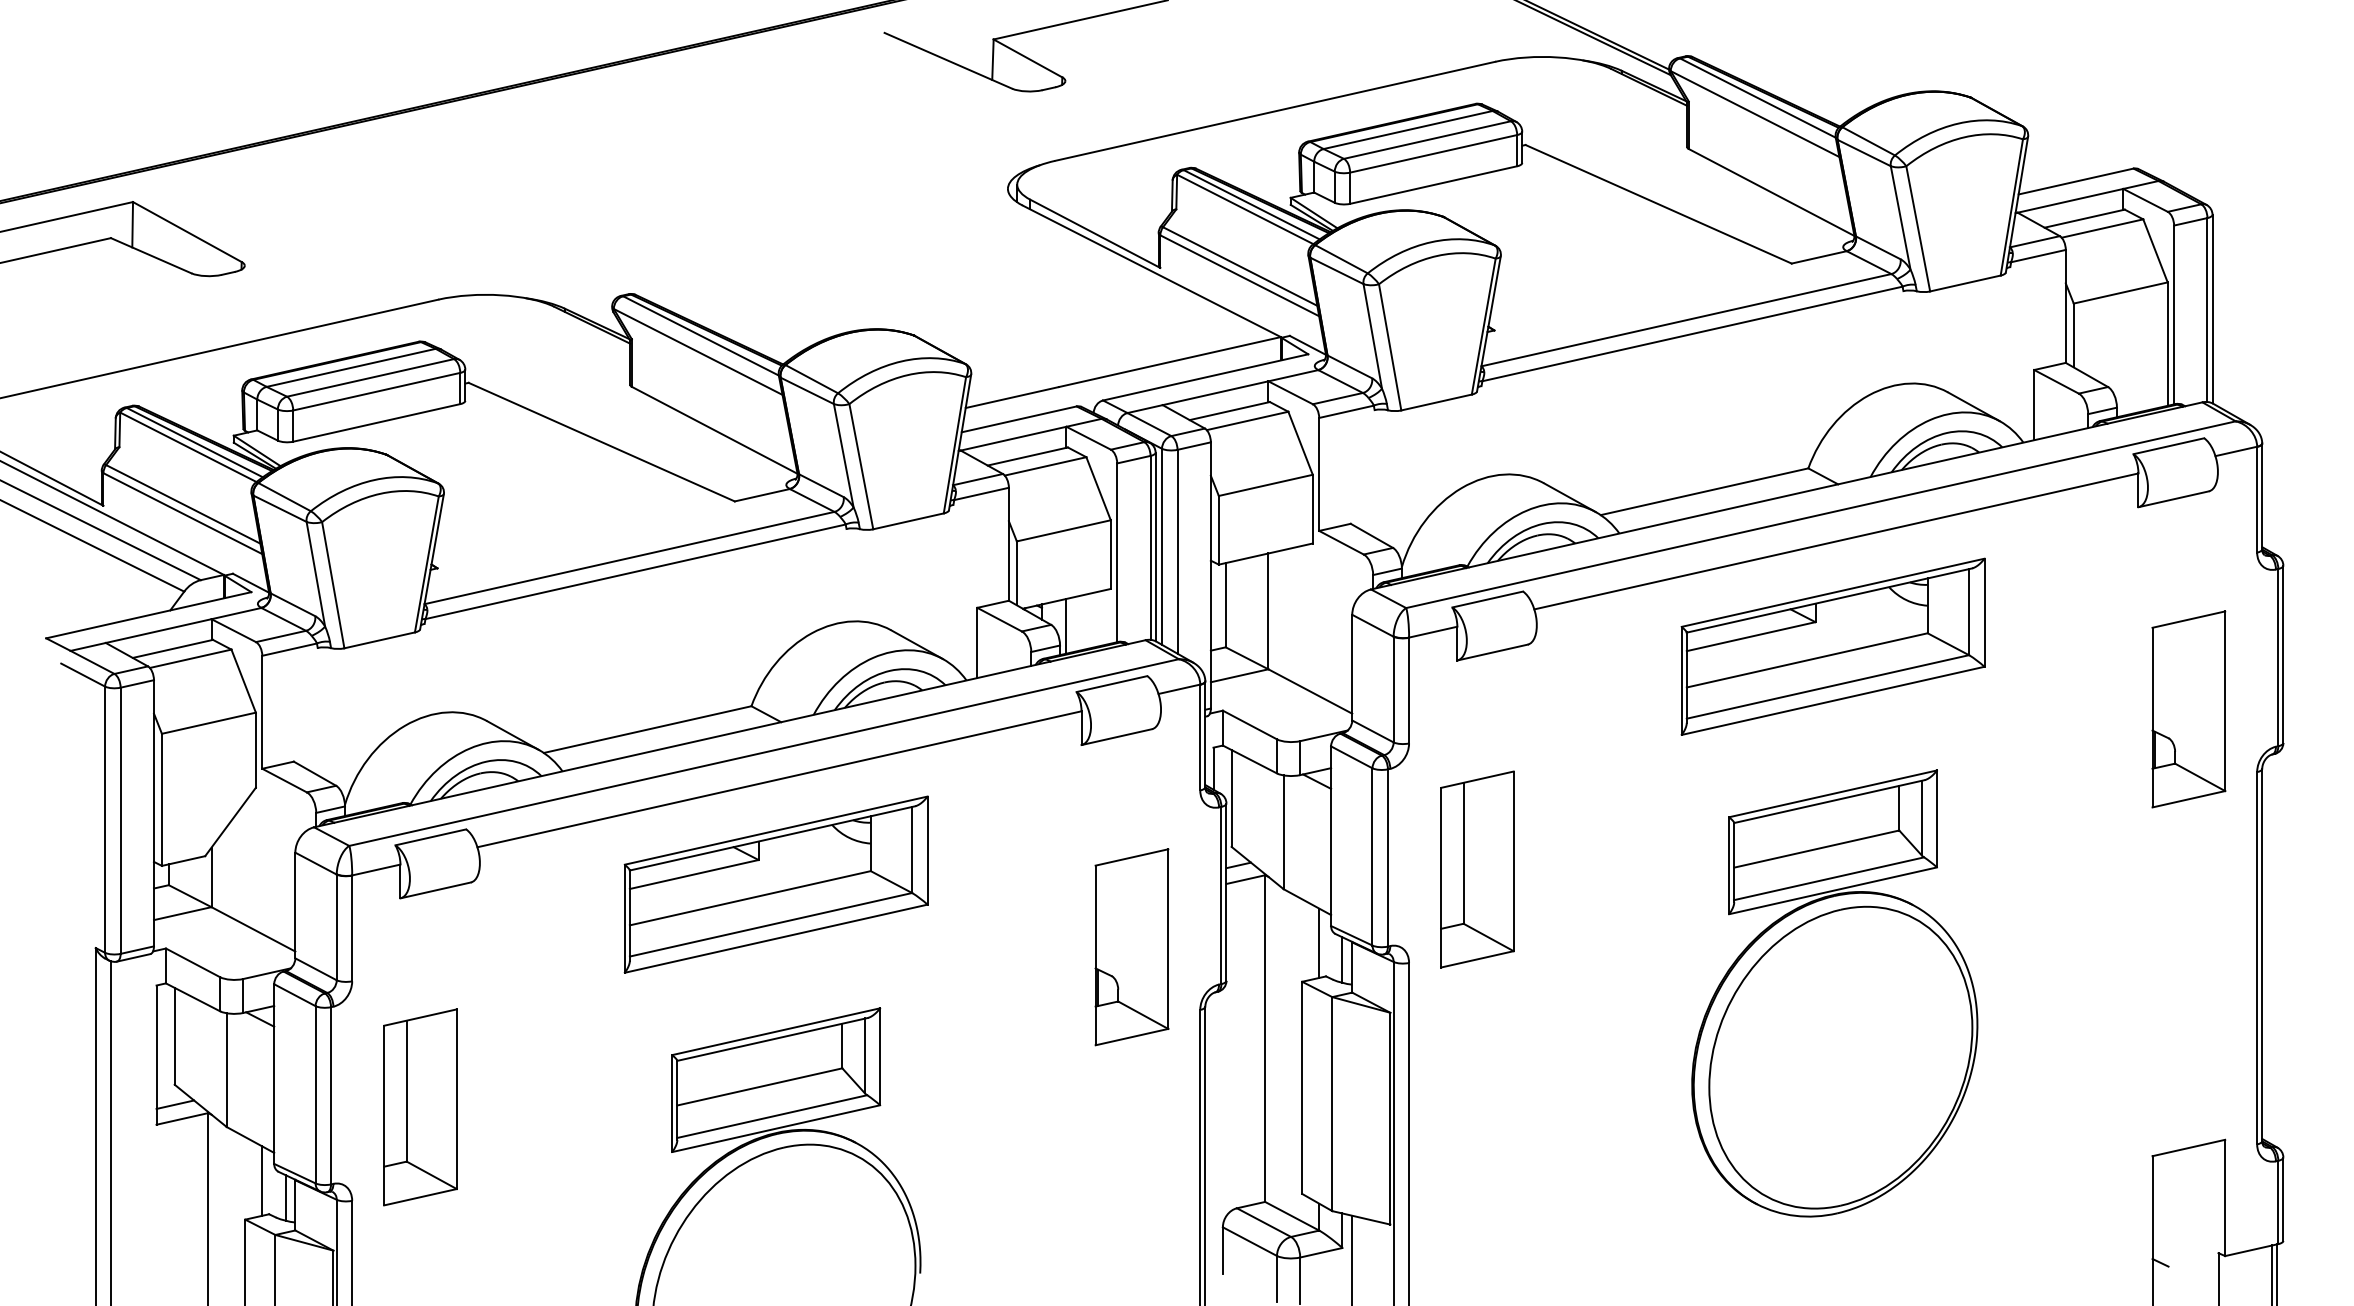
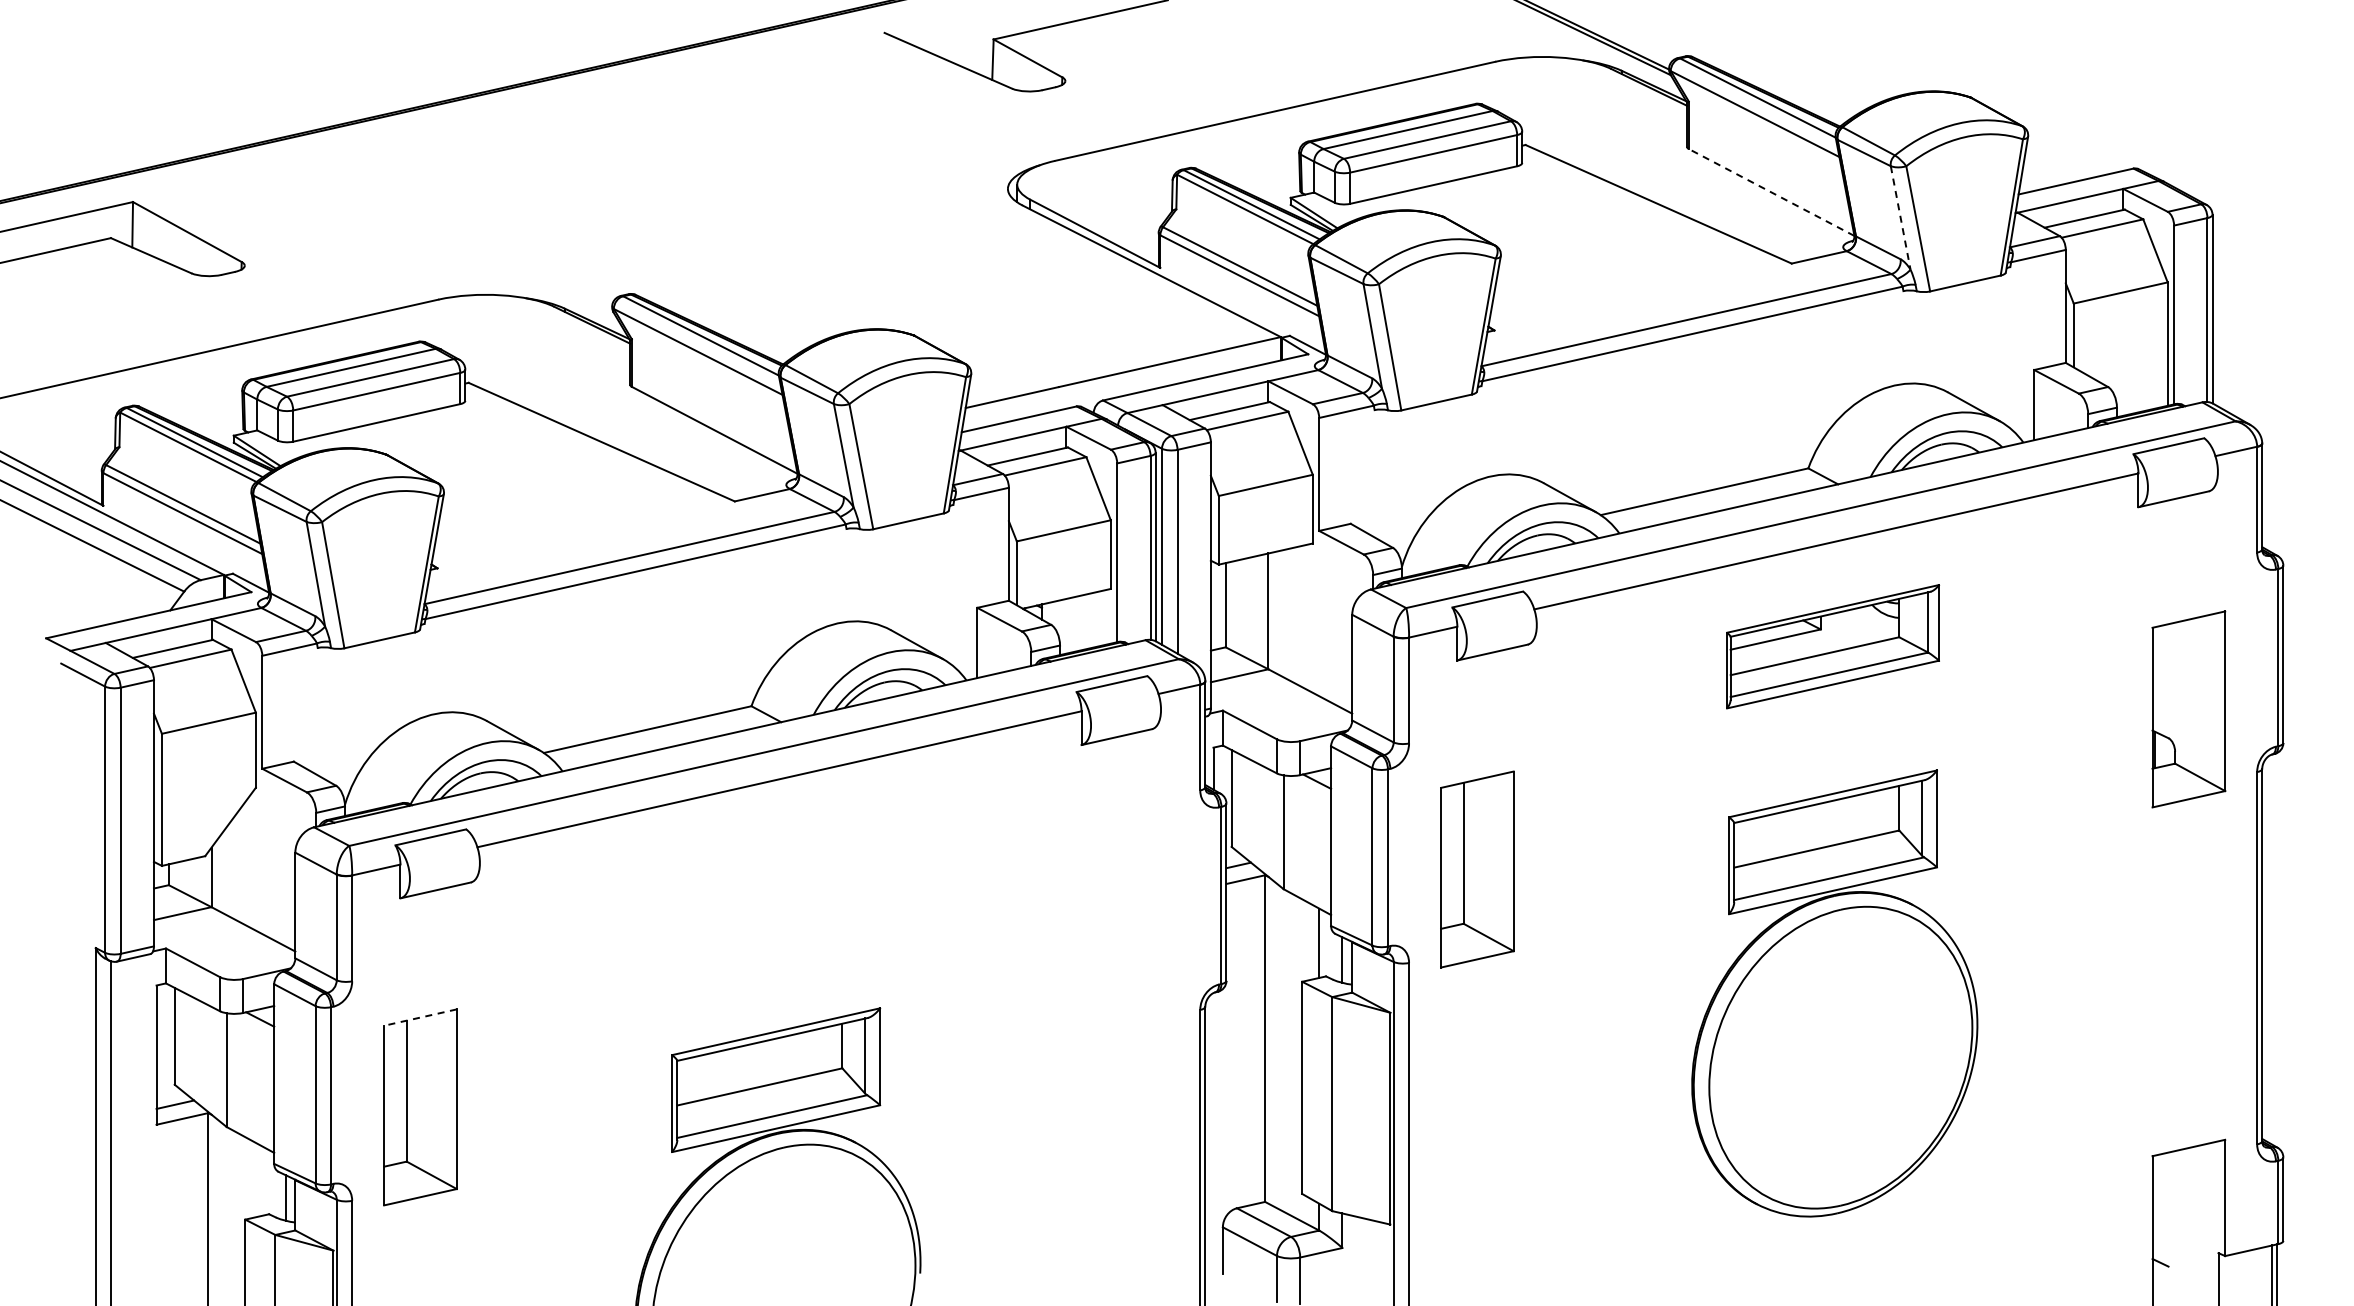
line: solid -> dashed (1771, 192)
line: solid -> dashed (1900, 217)
line: present -> none (1066, 625)
part size: 306x179 px -> 214x126 px (1832, 646)
part: present -> none (775, 884)
part: present -> none (1131, 947)
line: solid -> dashed (420, 1017)
line: present -> none (262, 1180)
line: present -> none (1352, 1258)
